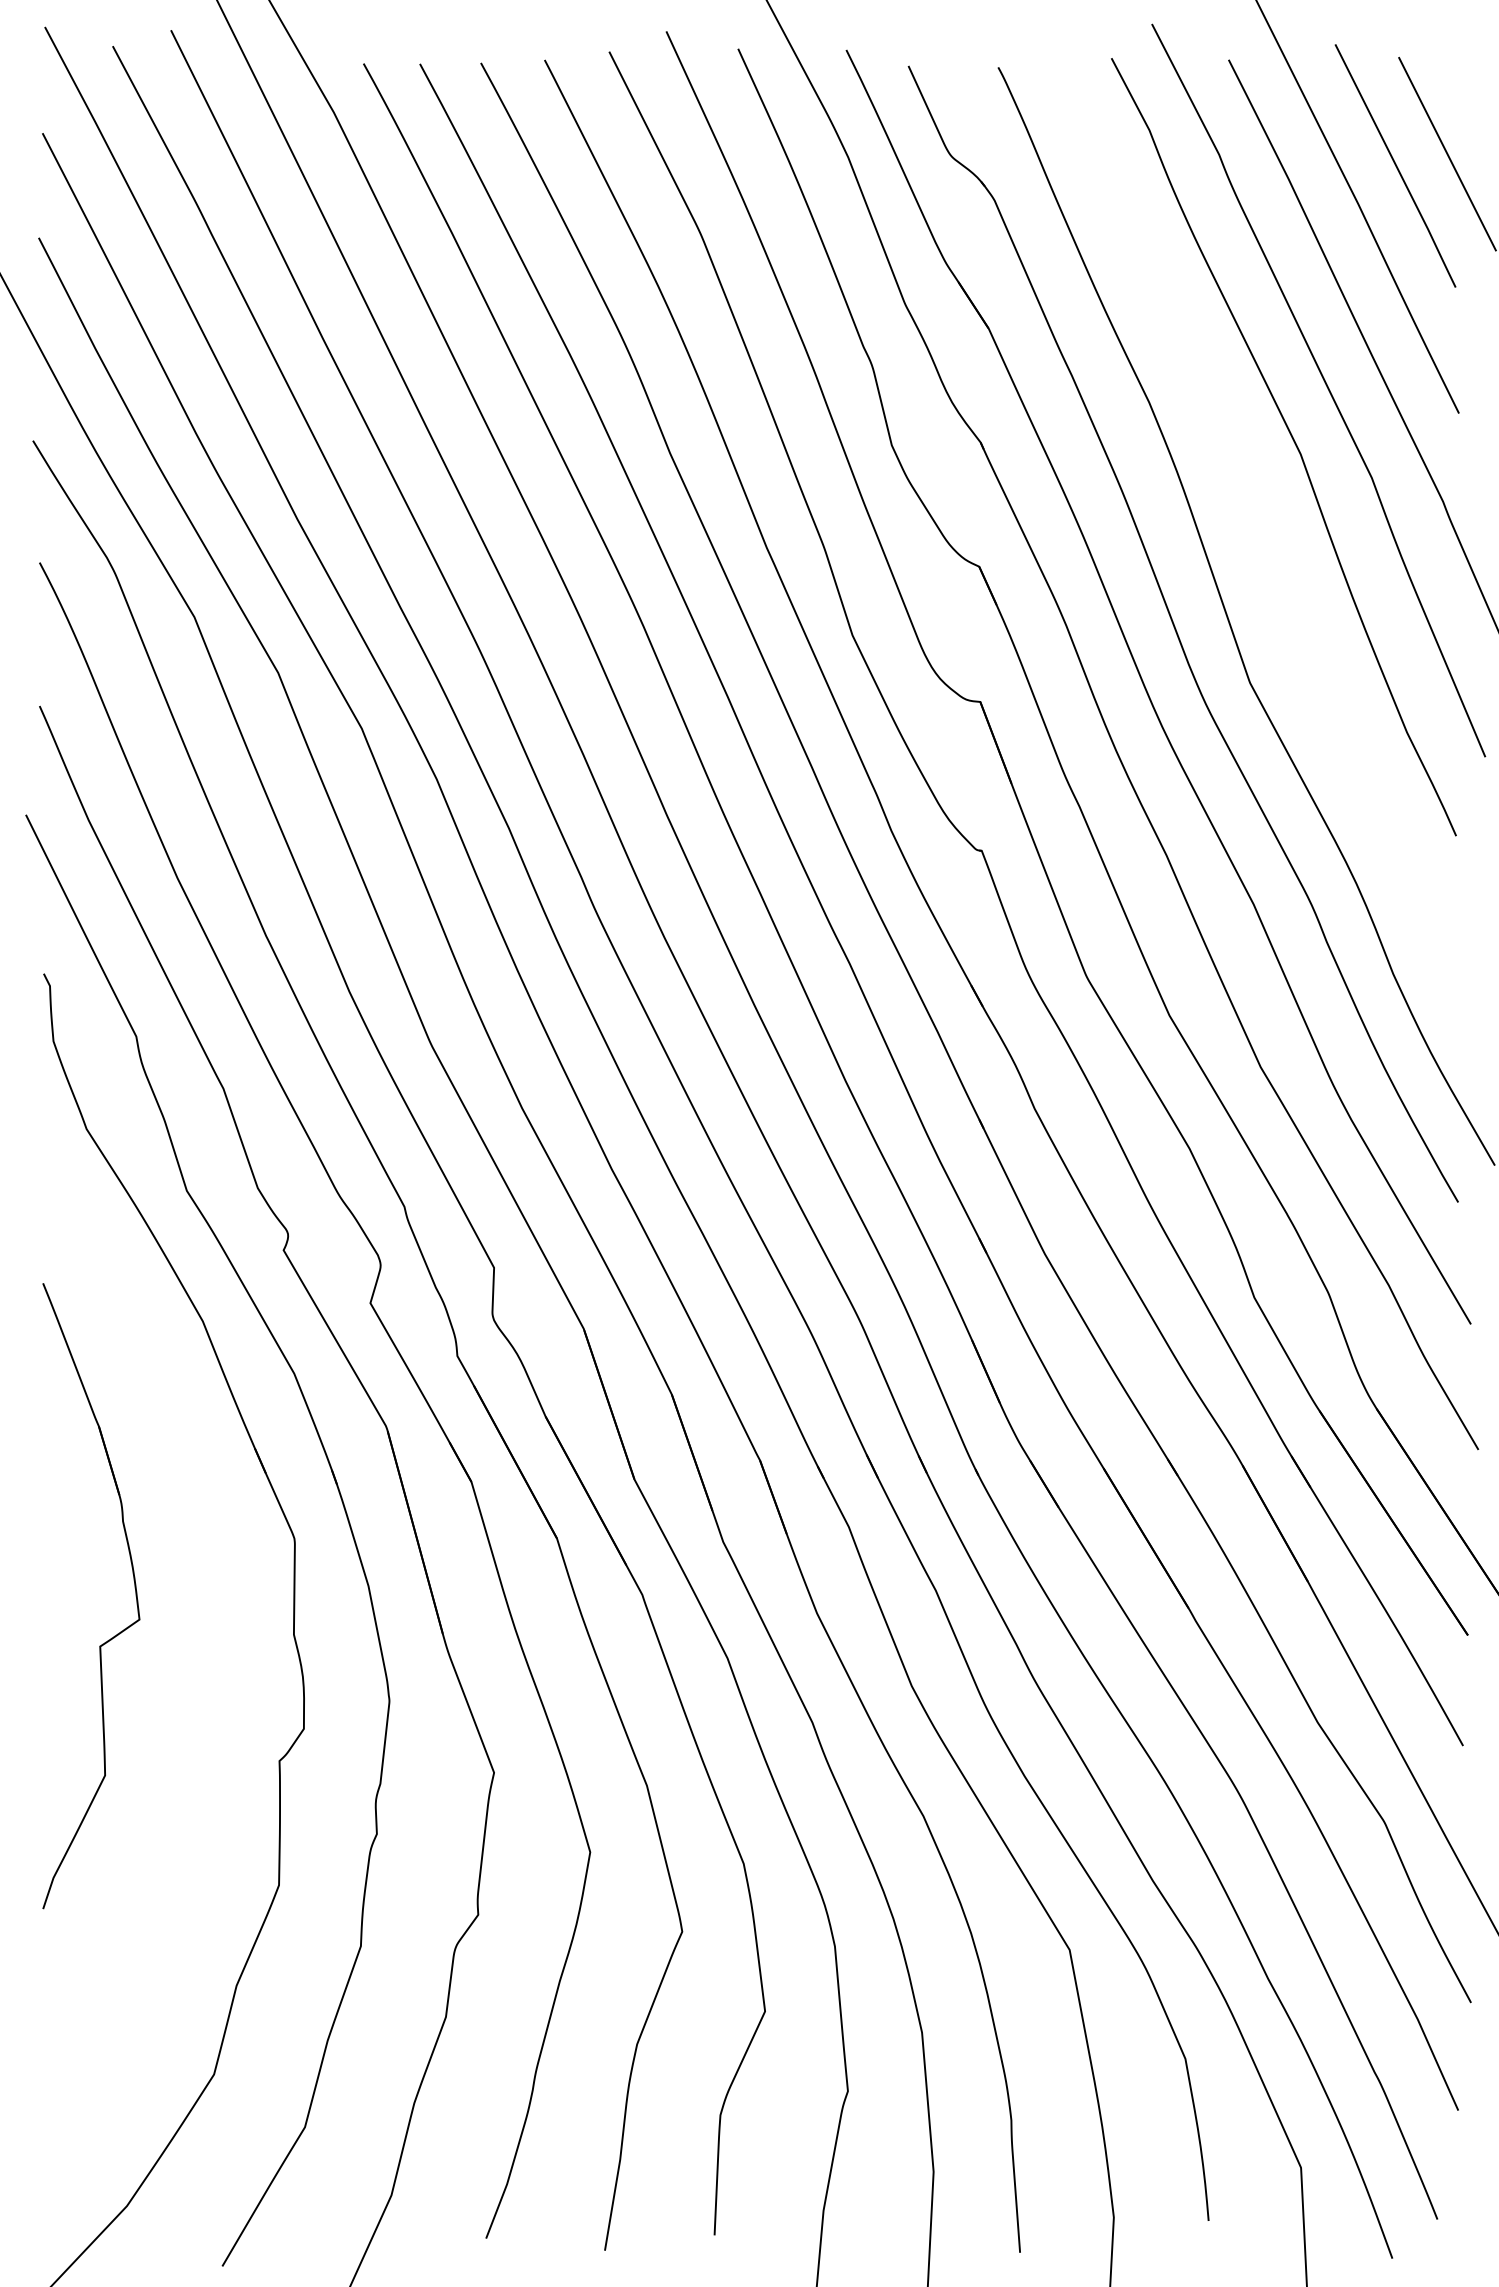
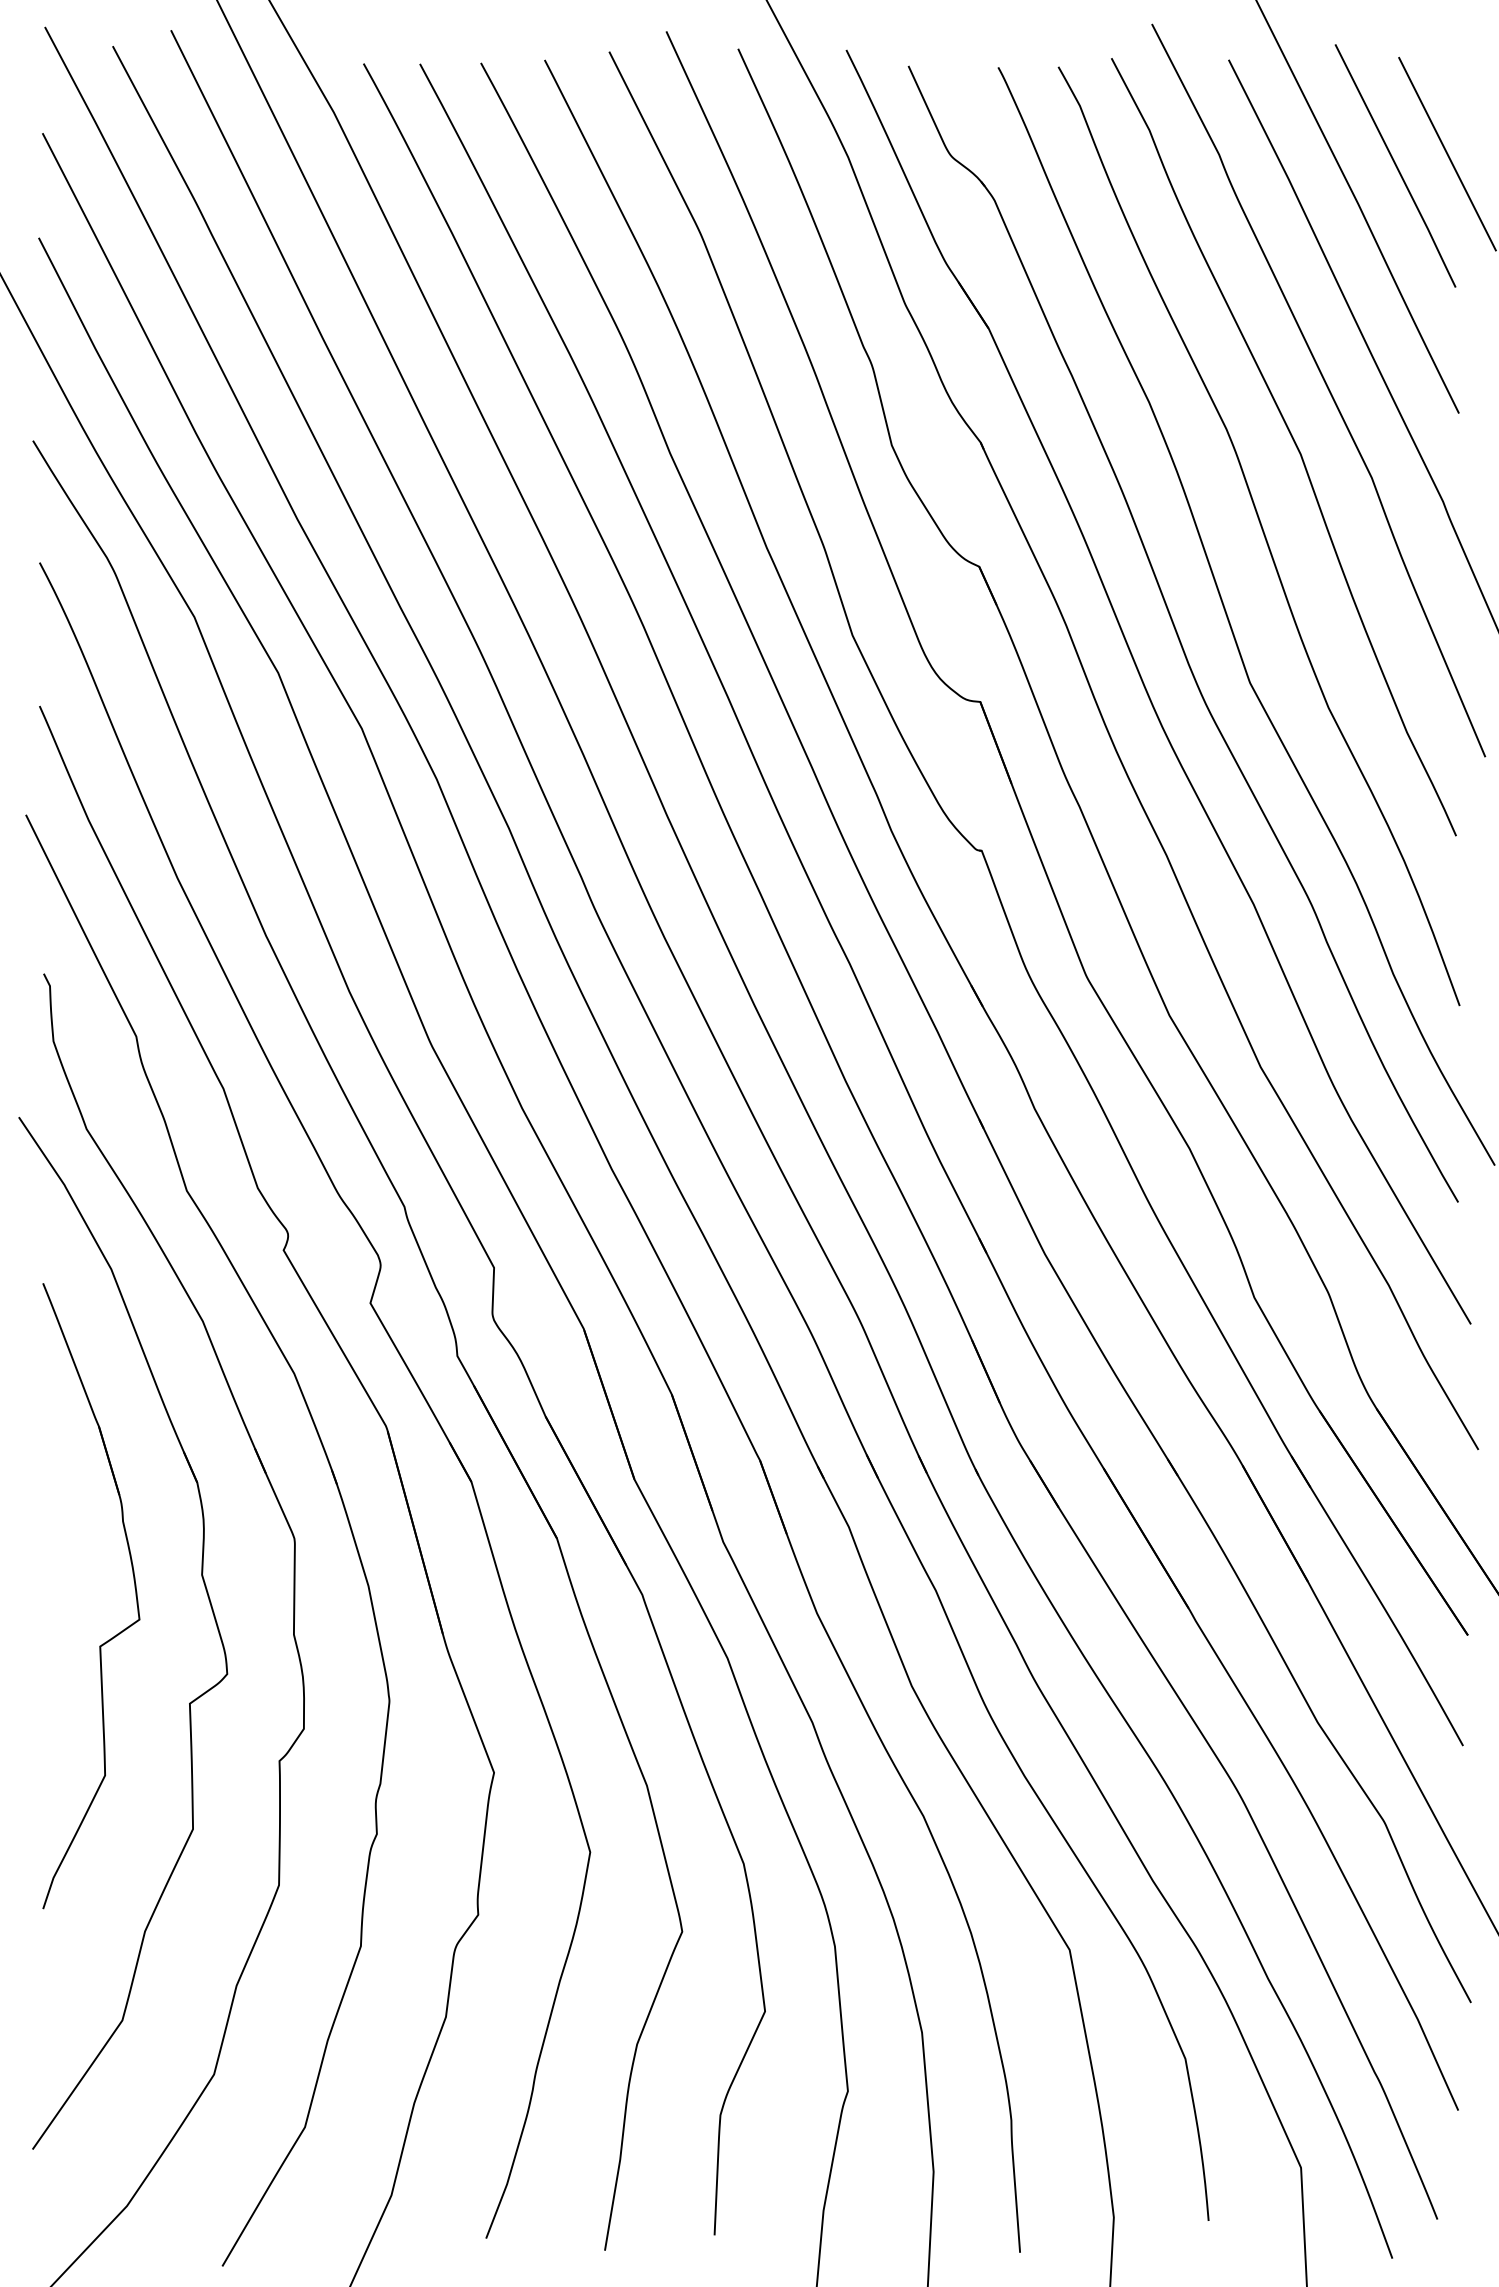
curve: none -> present (1263, 535)
part: none -> present (211, 1610)
